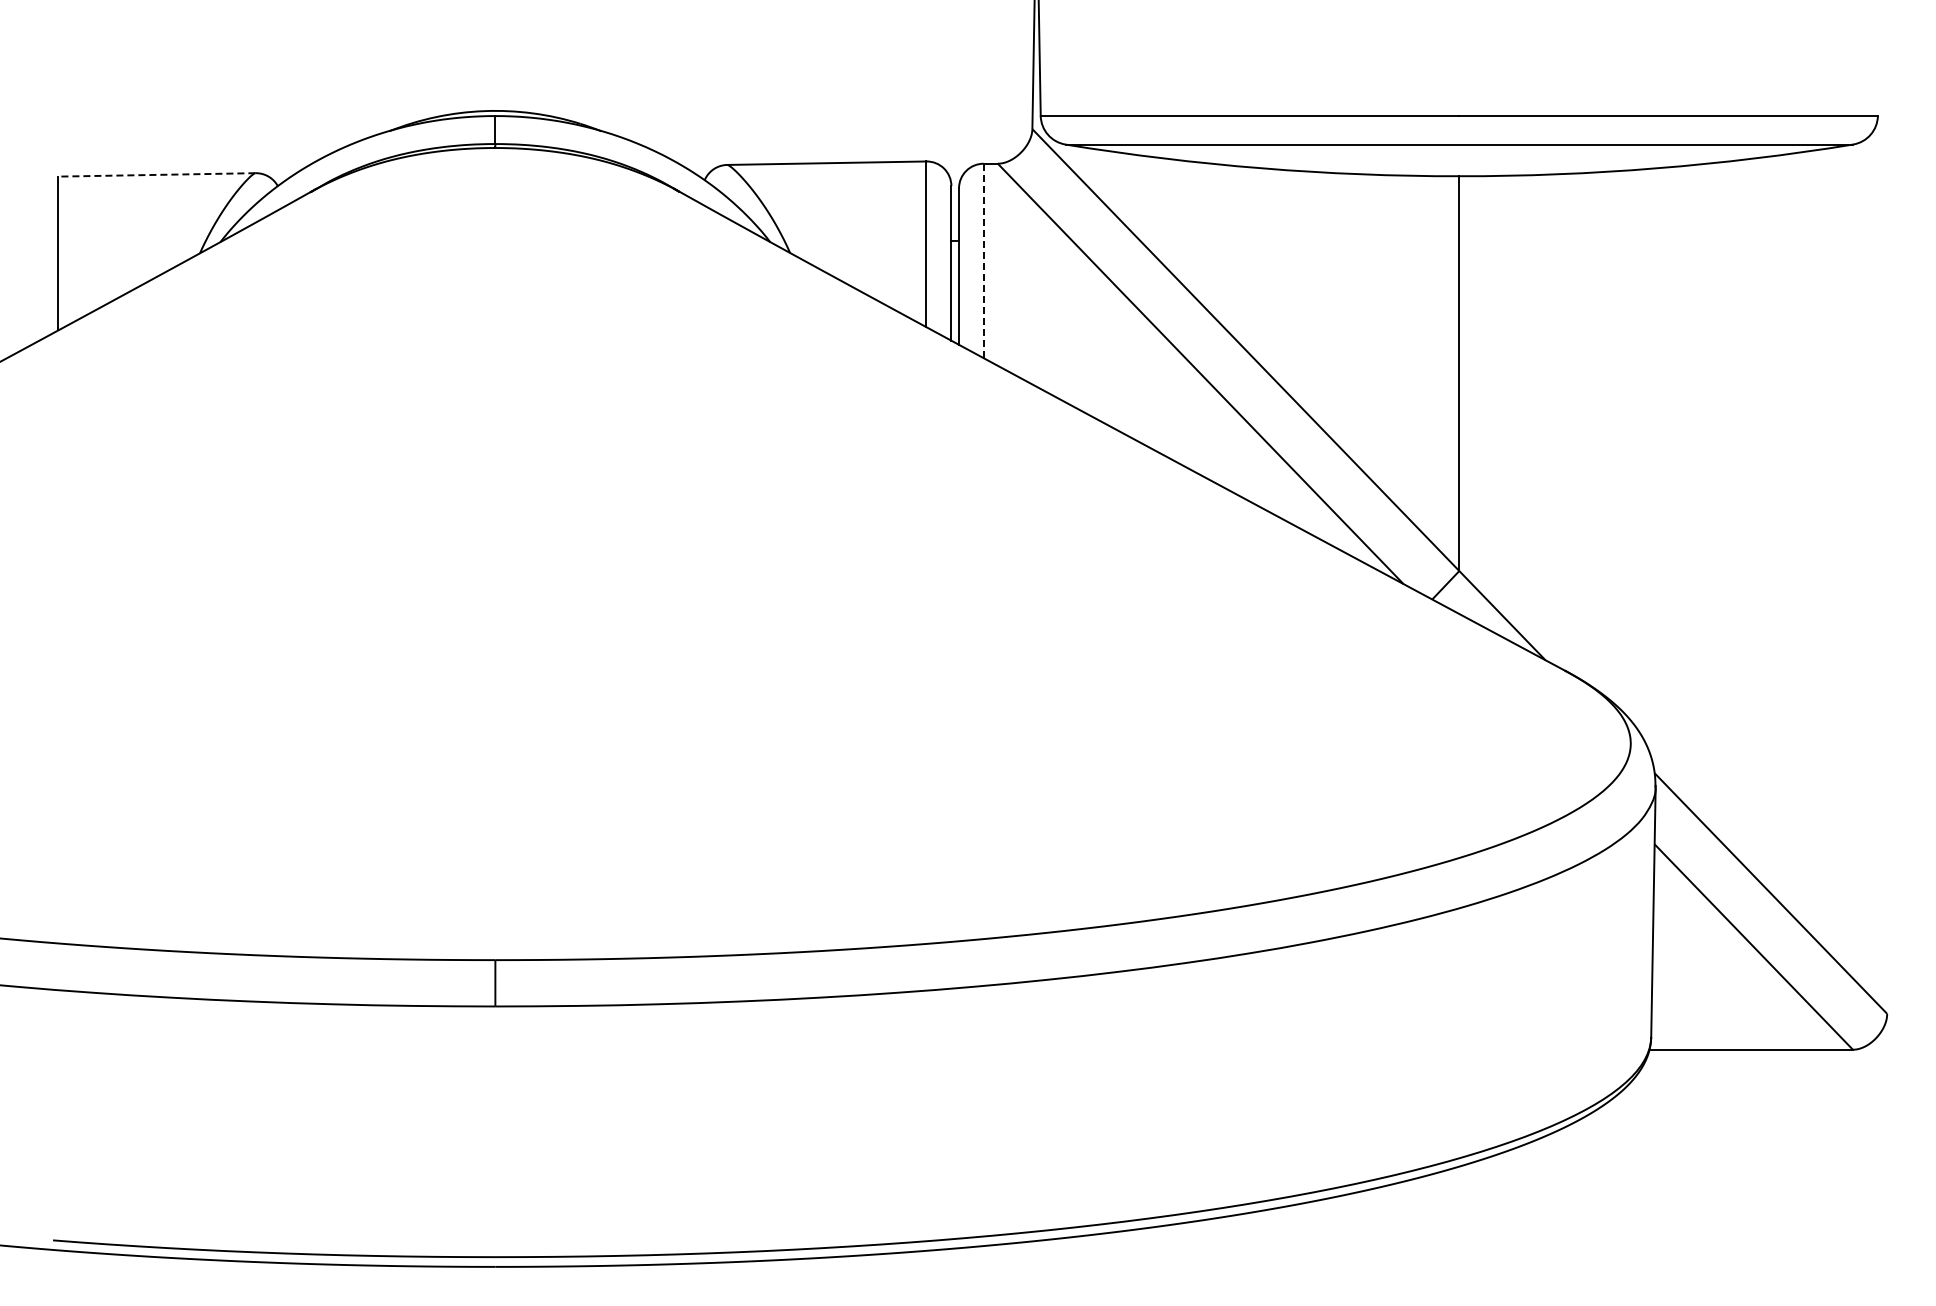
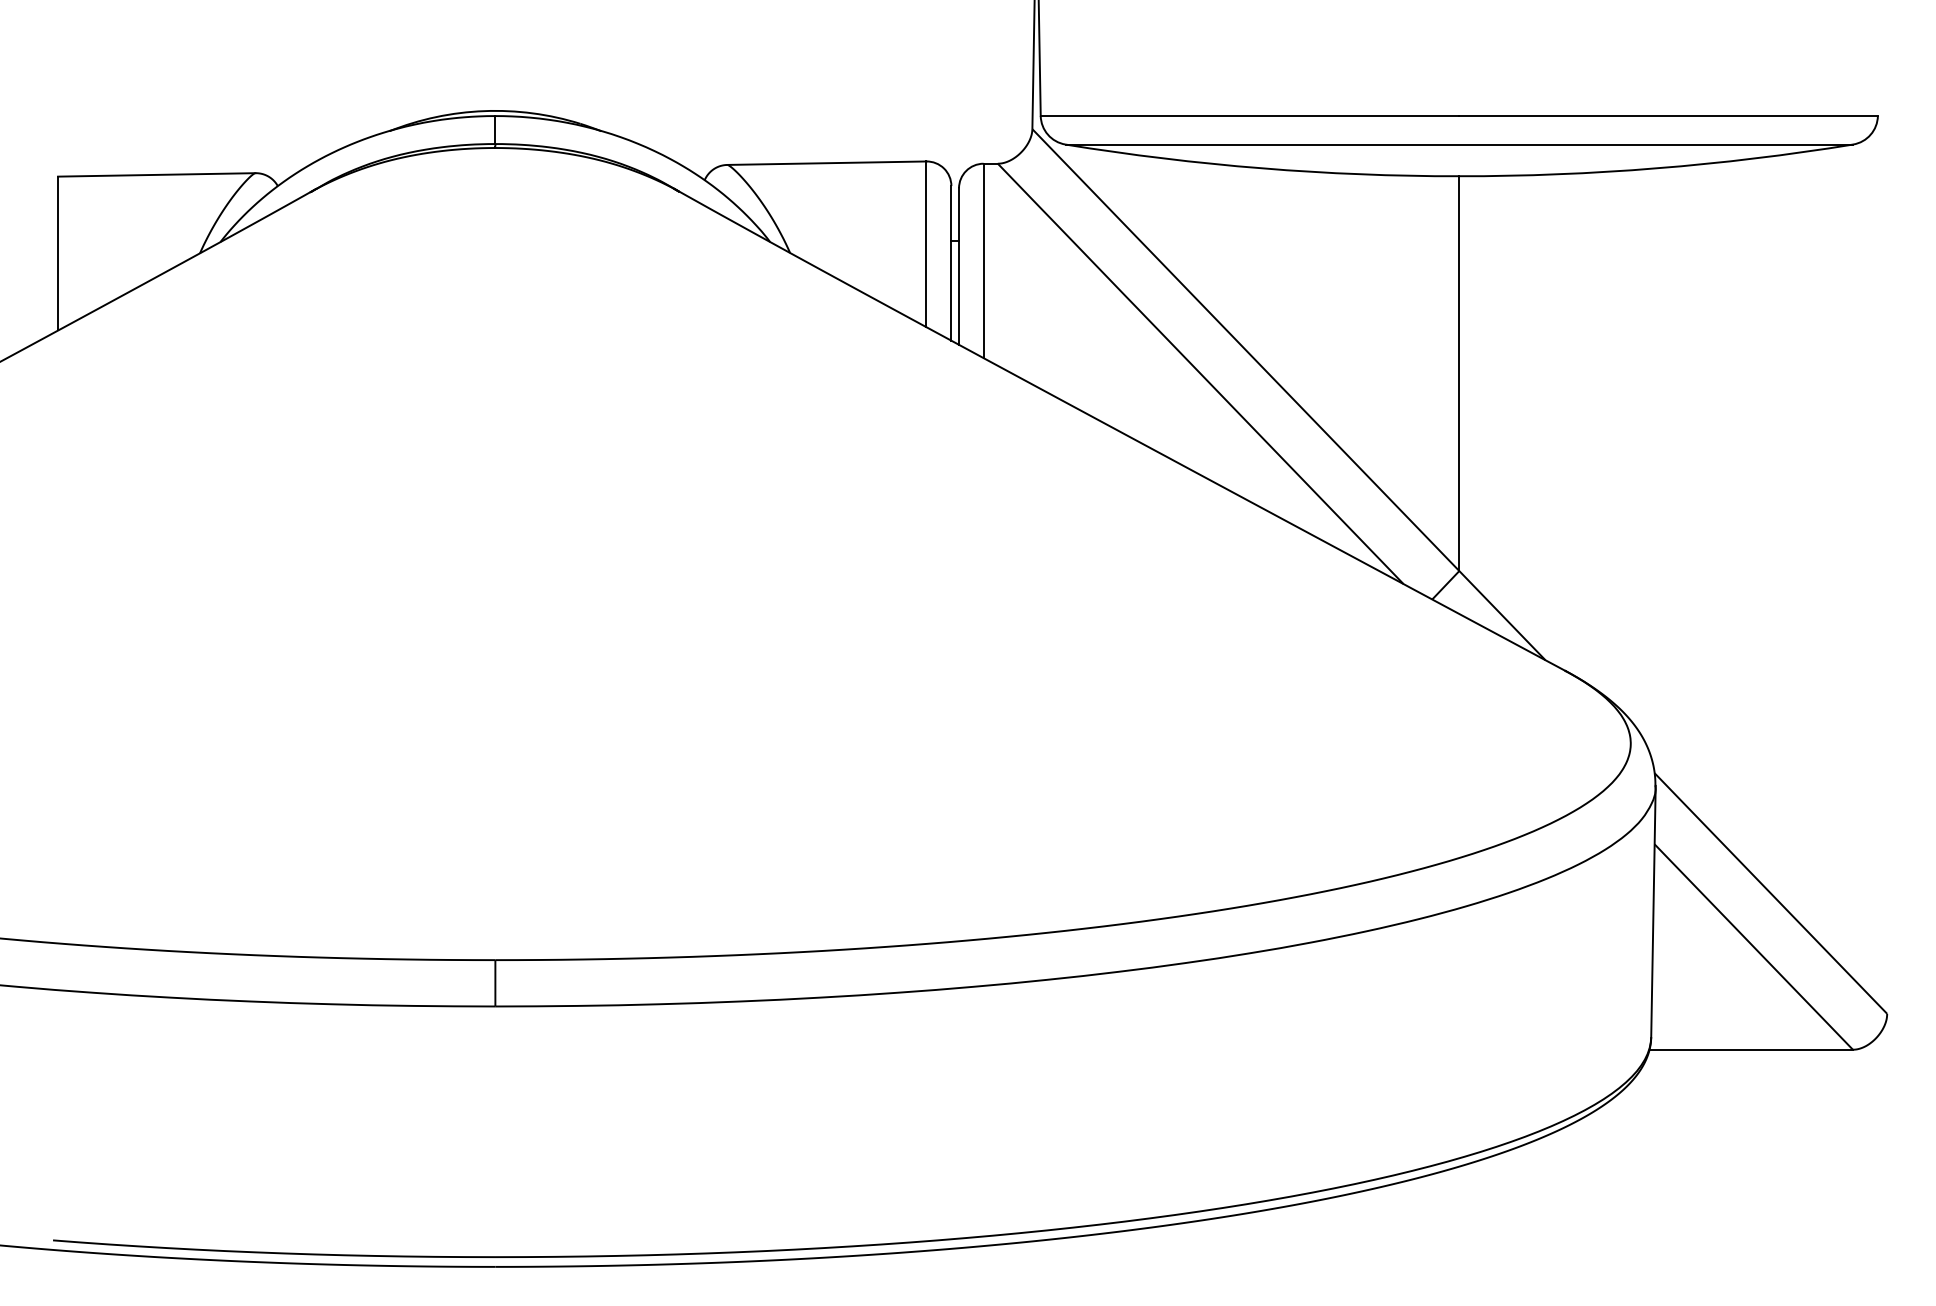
line: dashed -> solid (156, 174)
line: dashed -> solid (983, 261)
